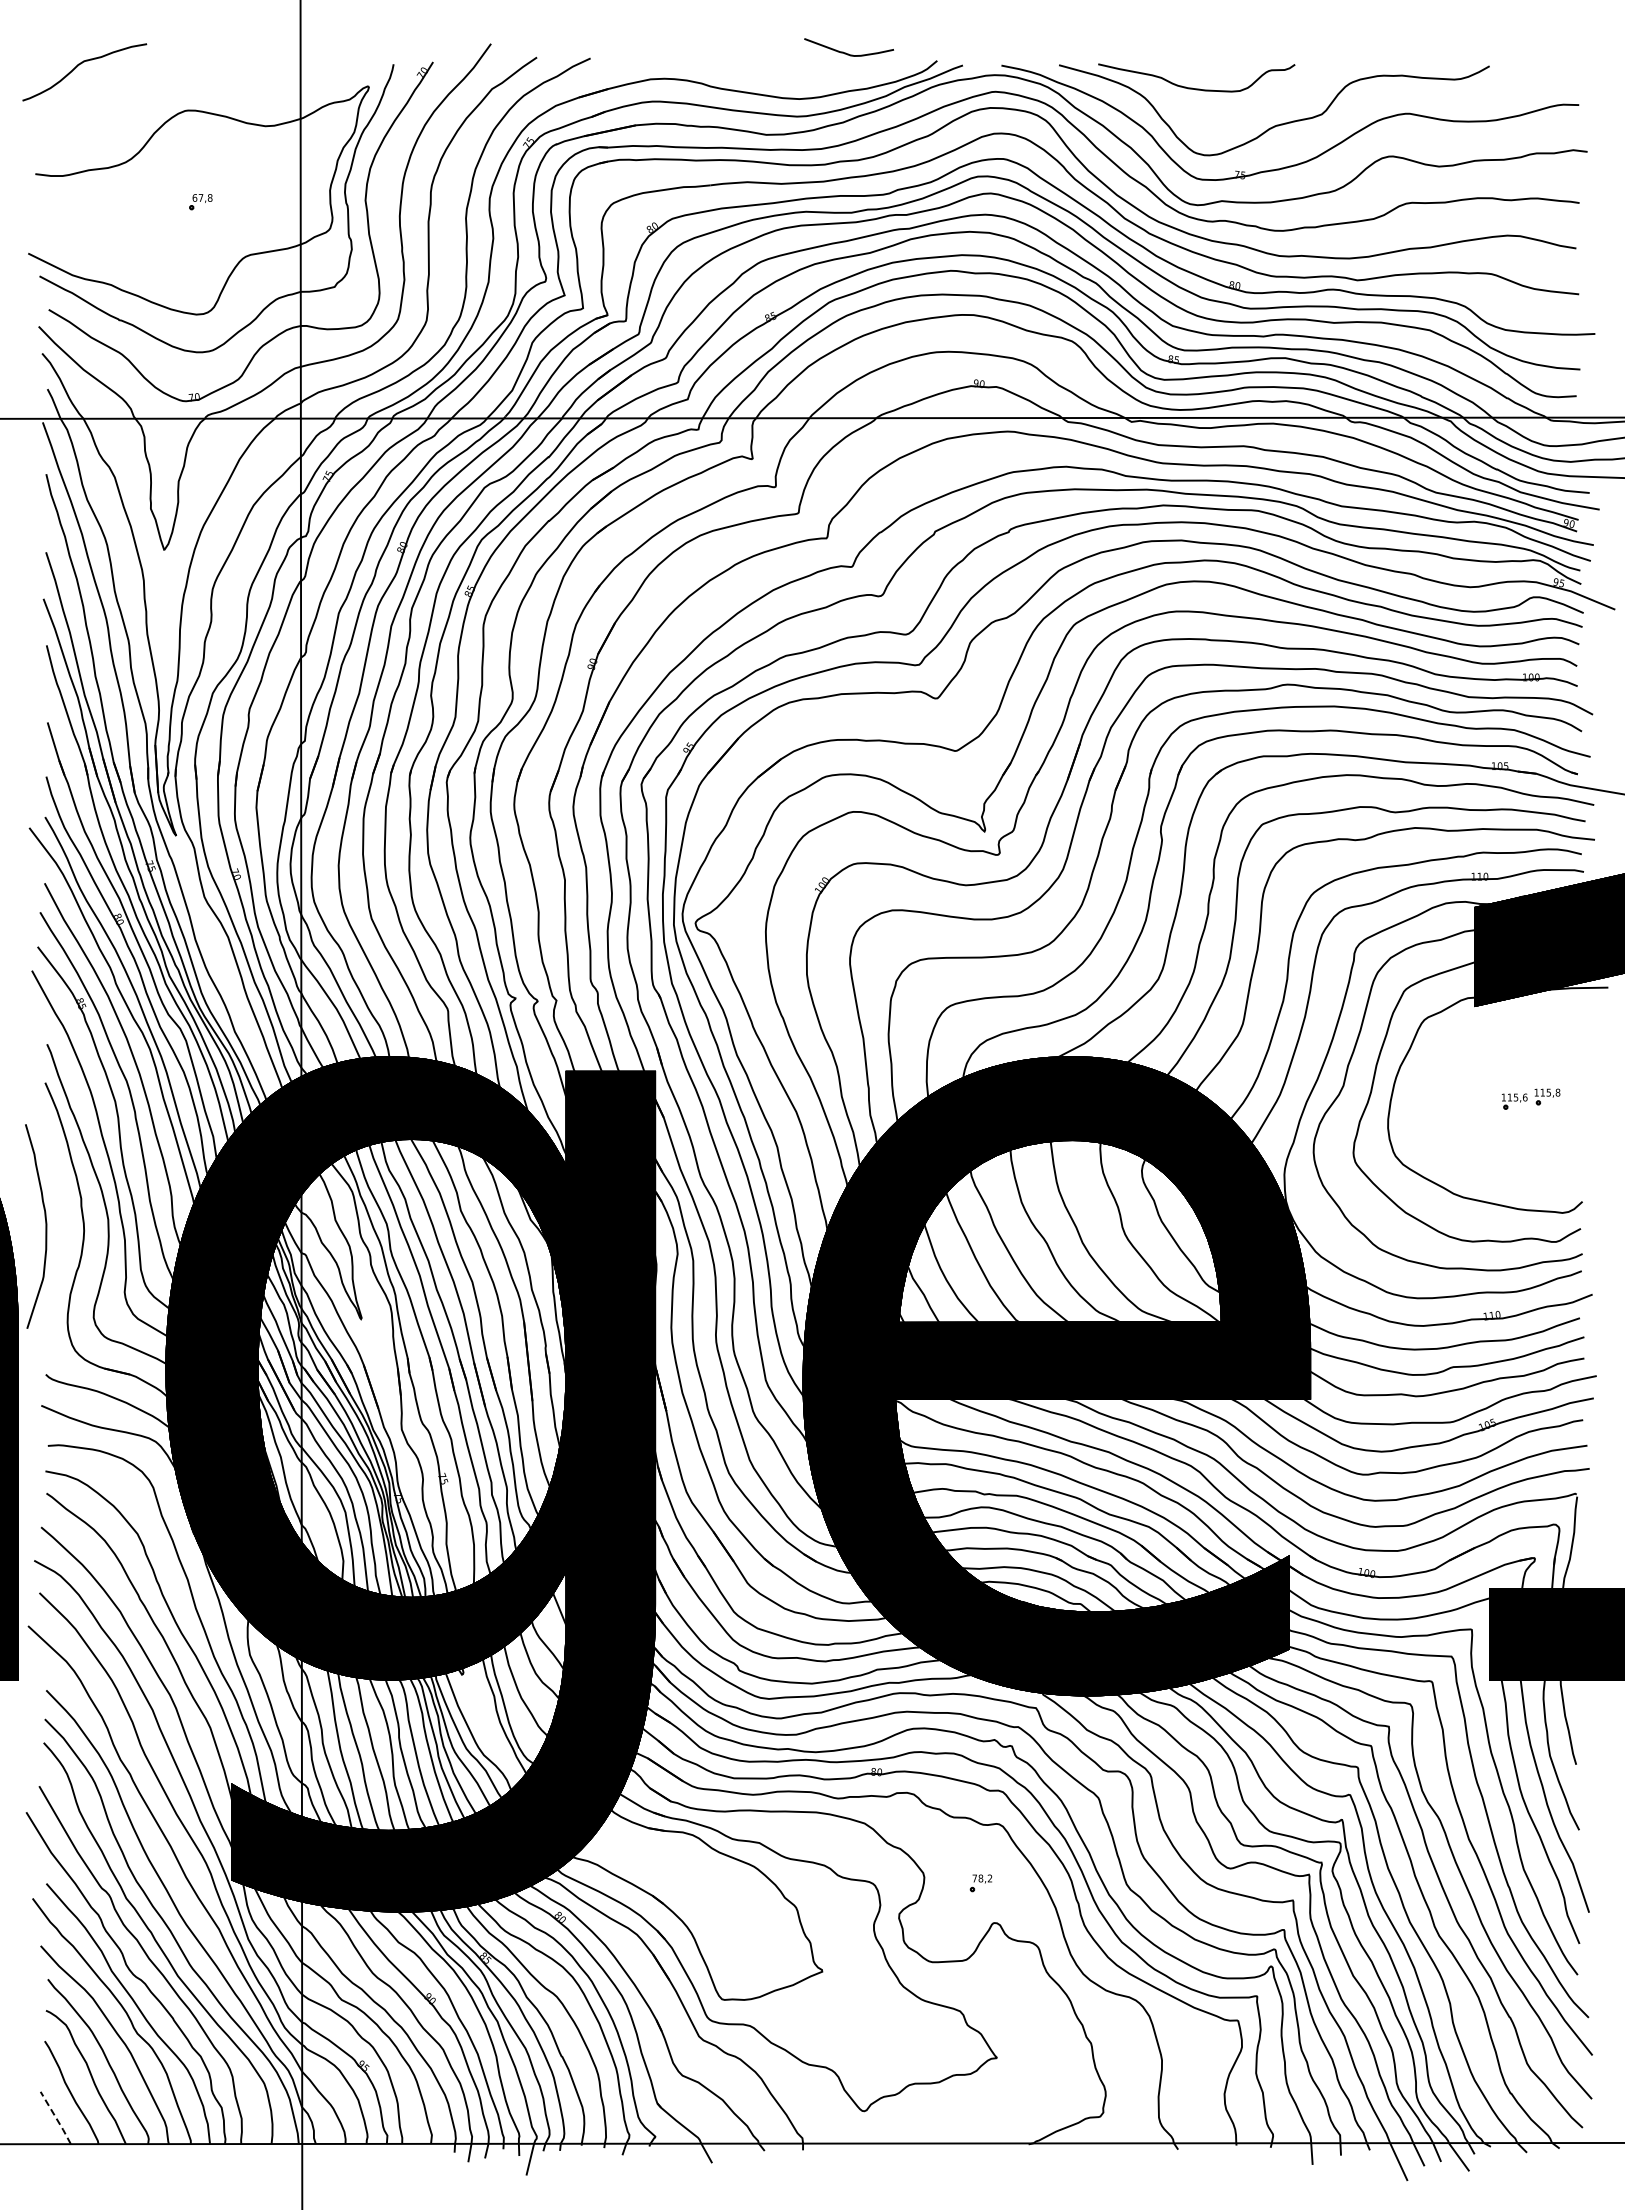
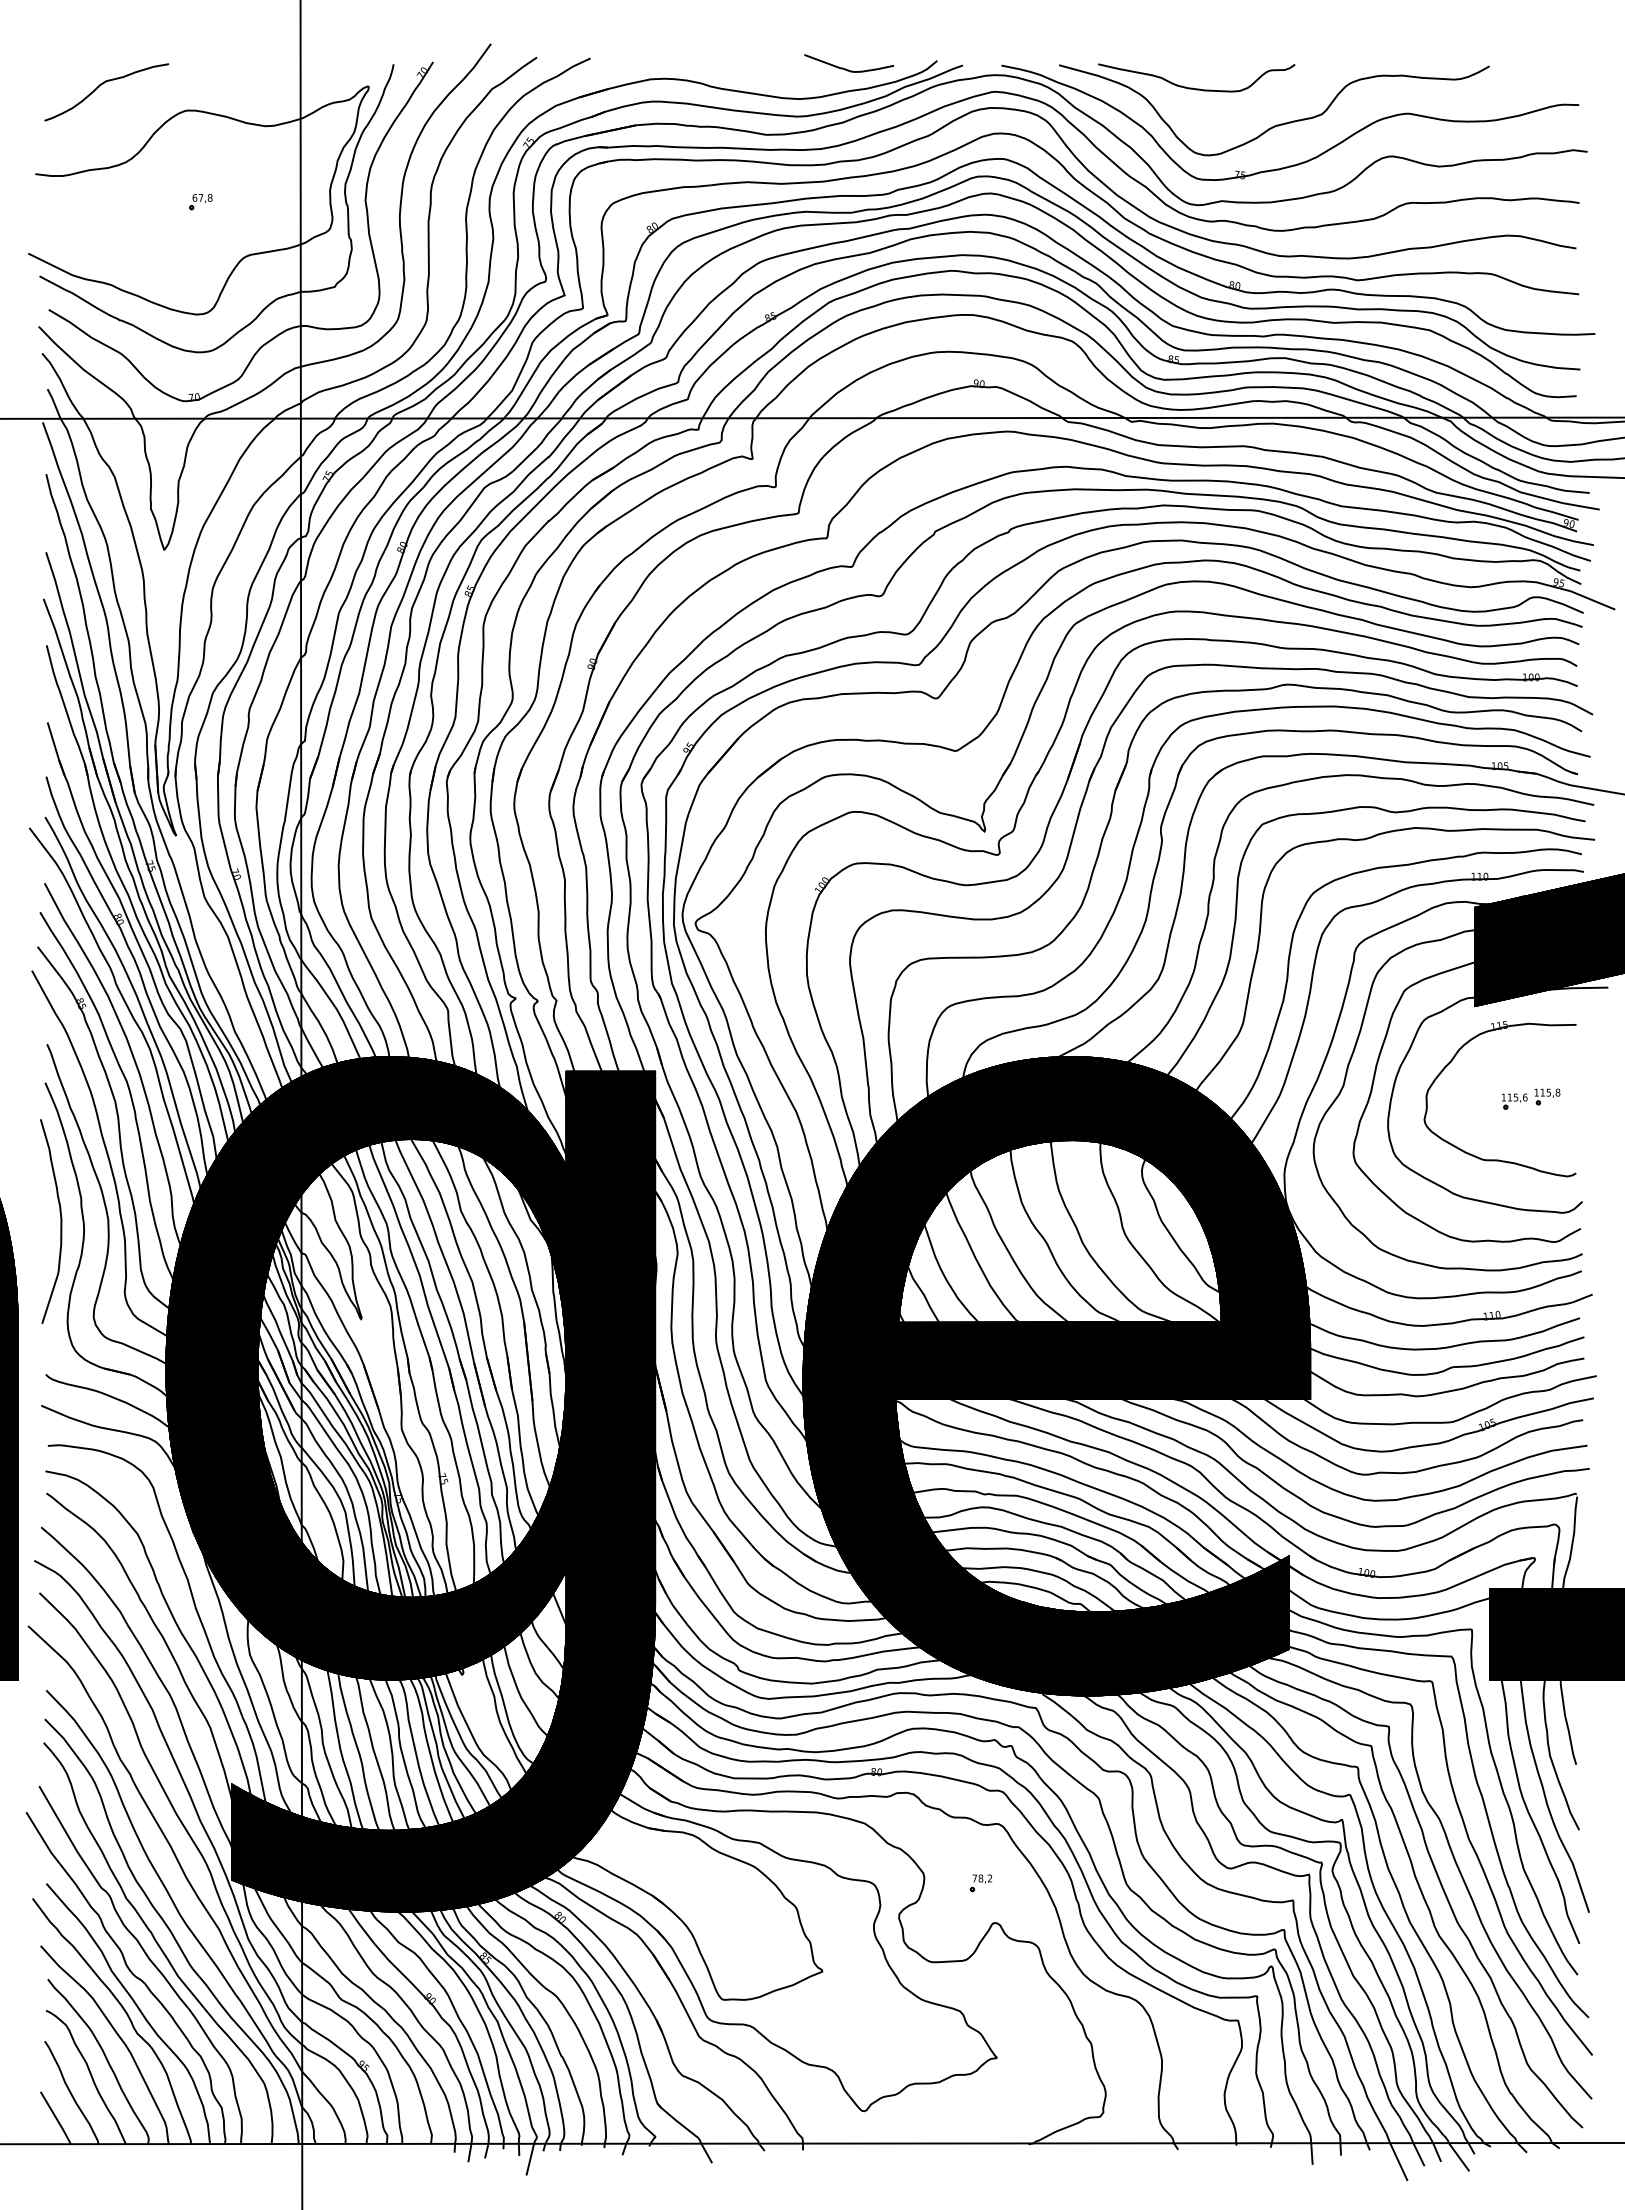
curve position: (848, 53) -> (848, 69) (848, 69)
curve position: (78, 66) -> (100, 86) (100, 86)
part: none -> present (1499, 1159)
curve position: (45, 1226) -> (60, 1221) (60, 1221)
line: dashed -> solid (56, 2118)
